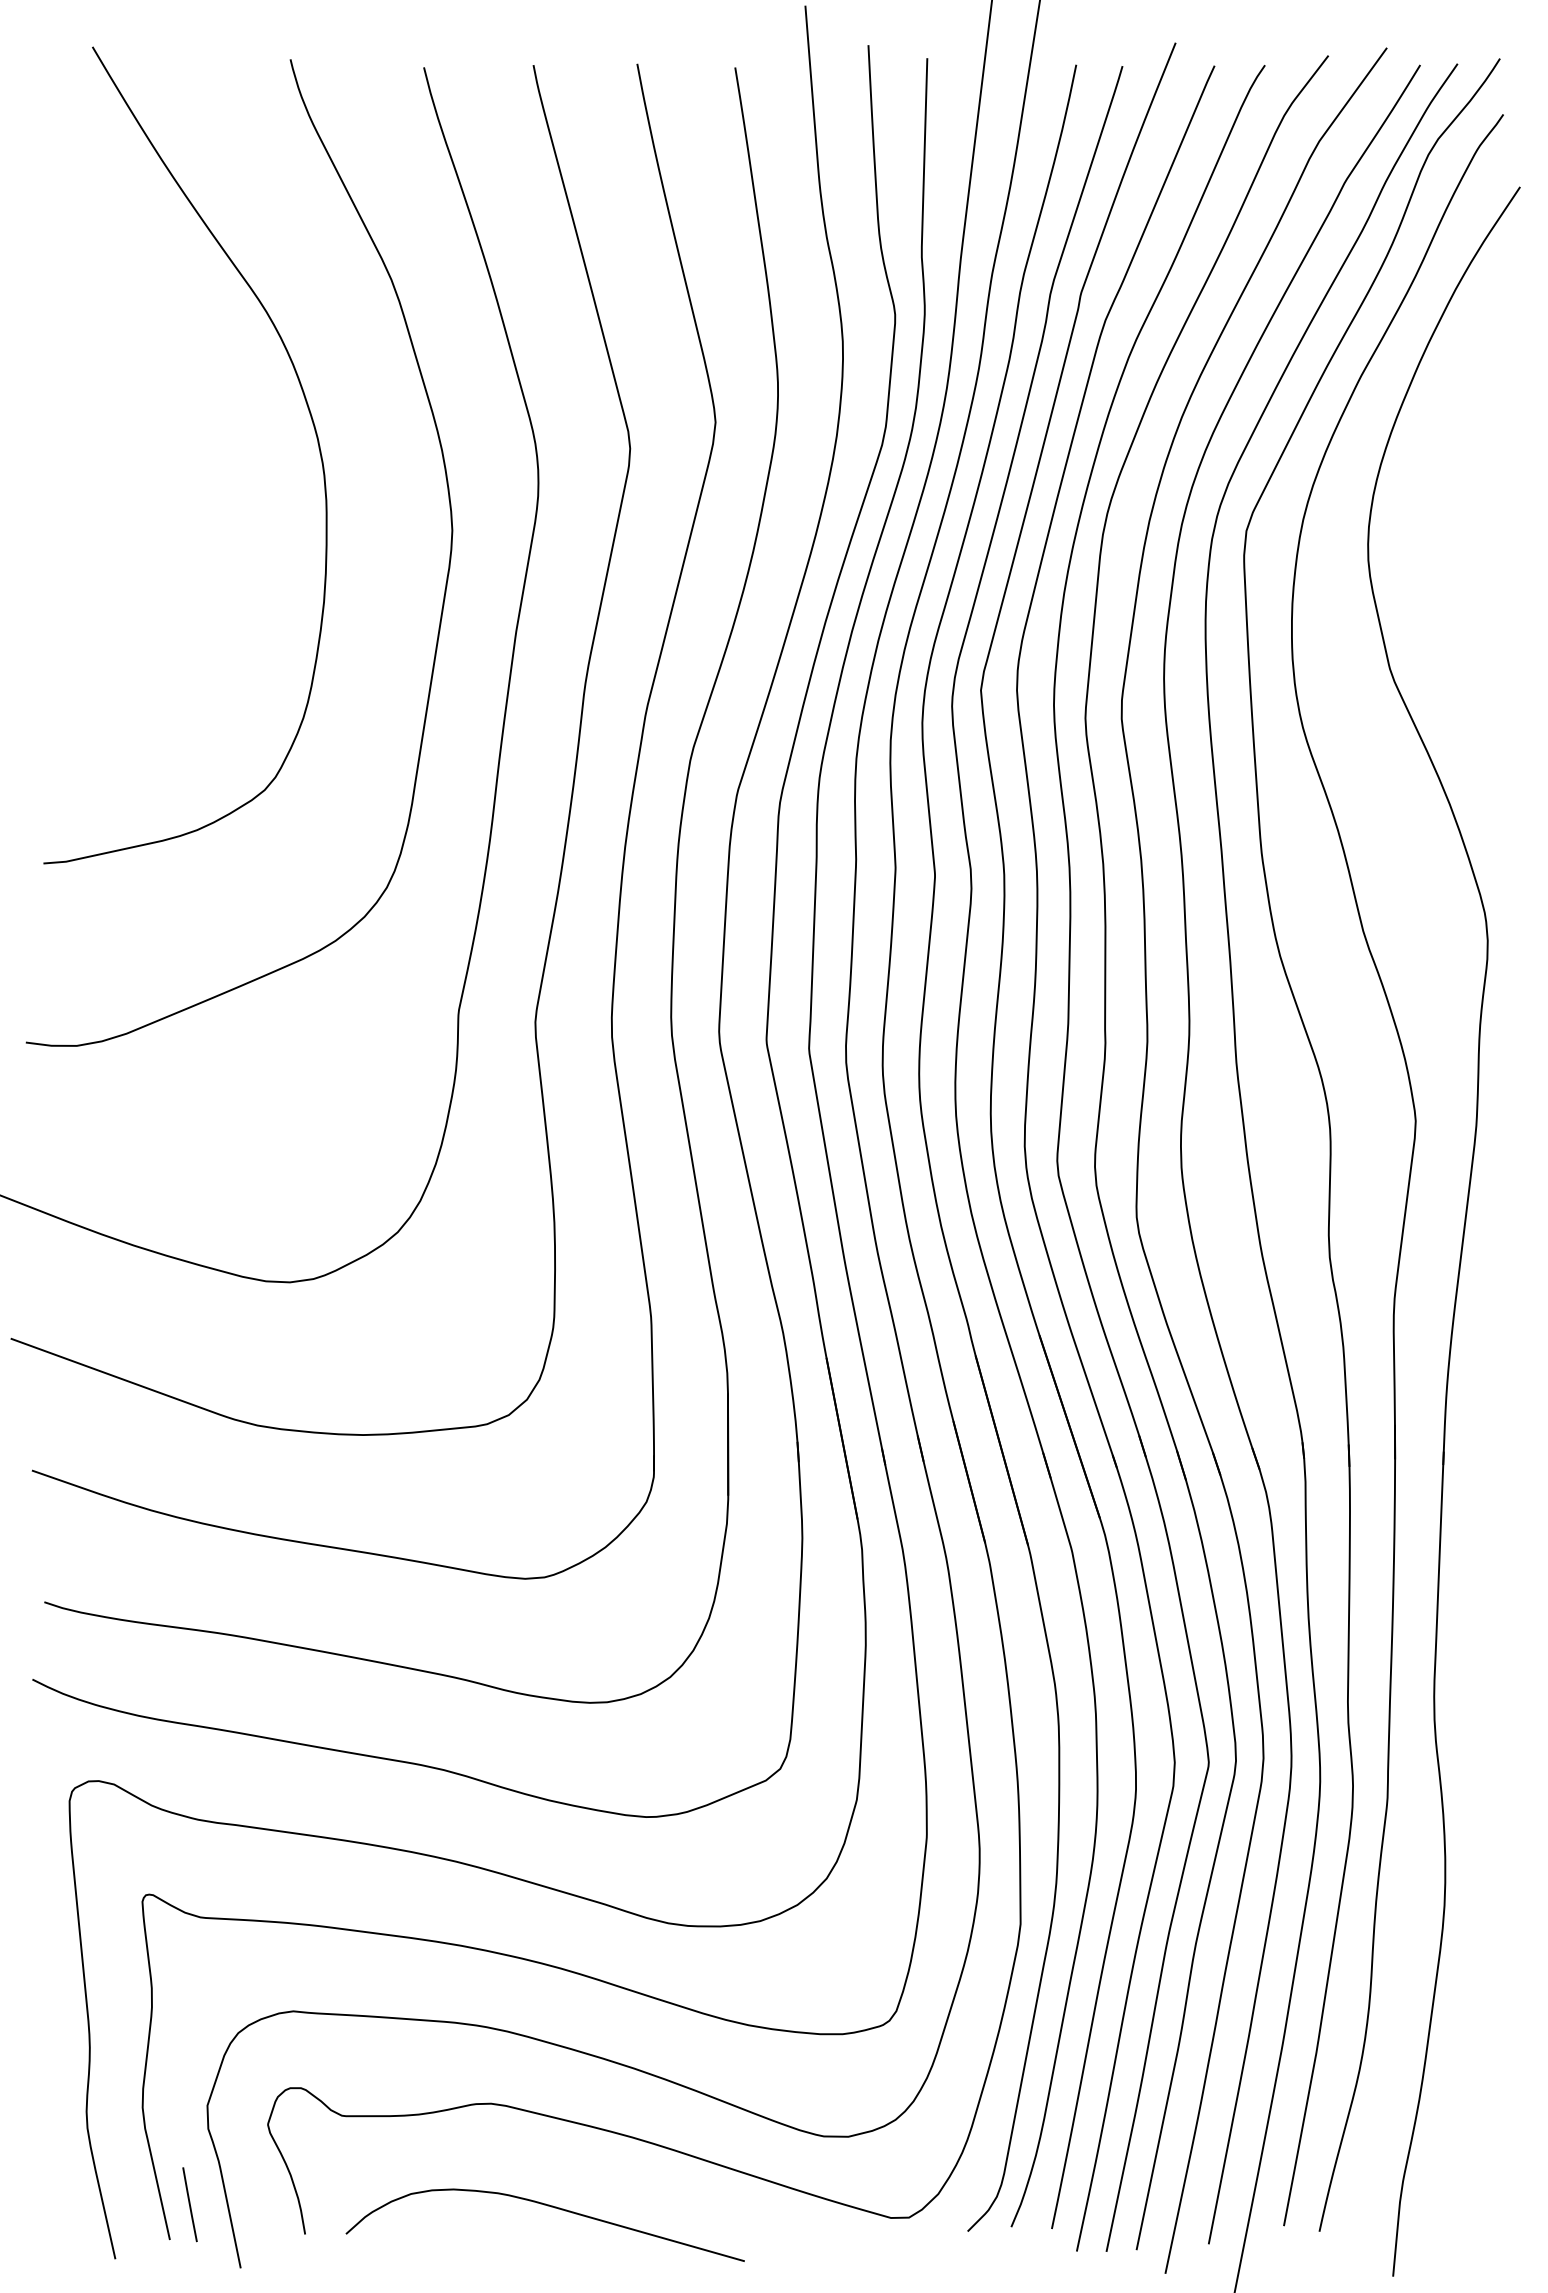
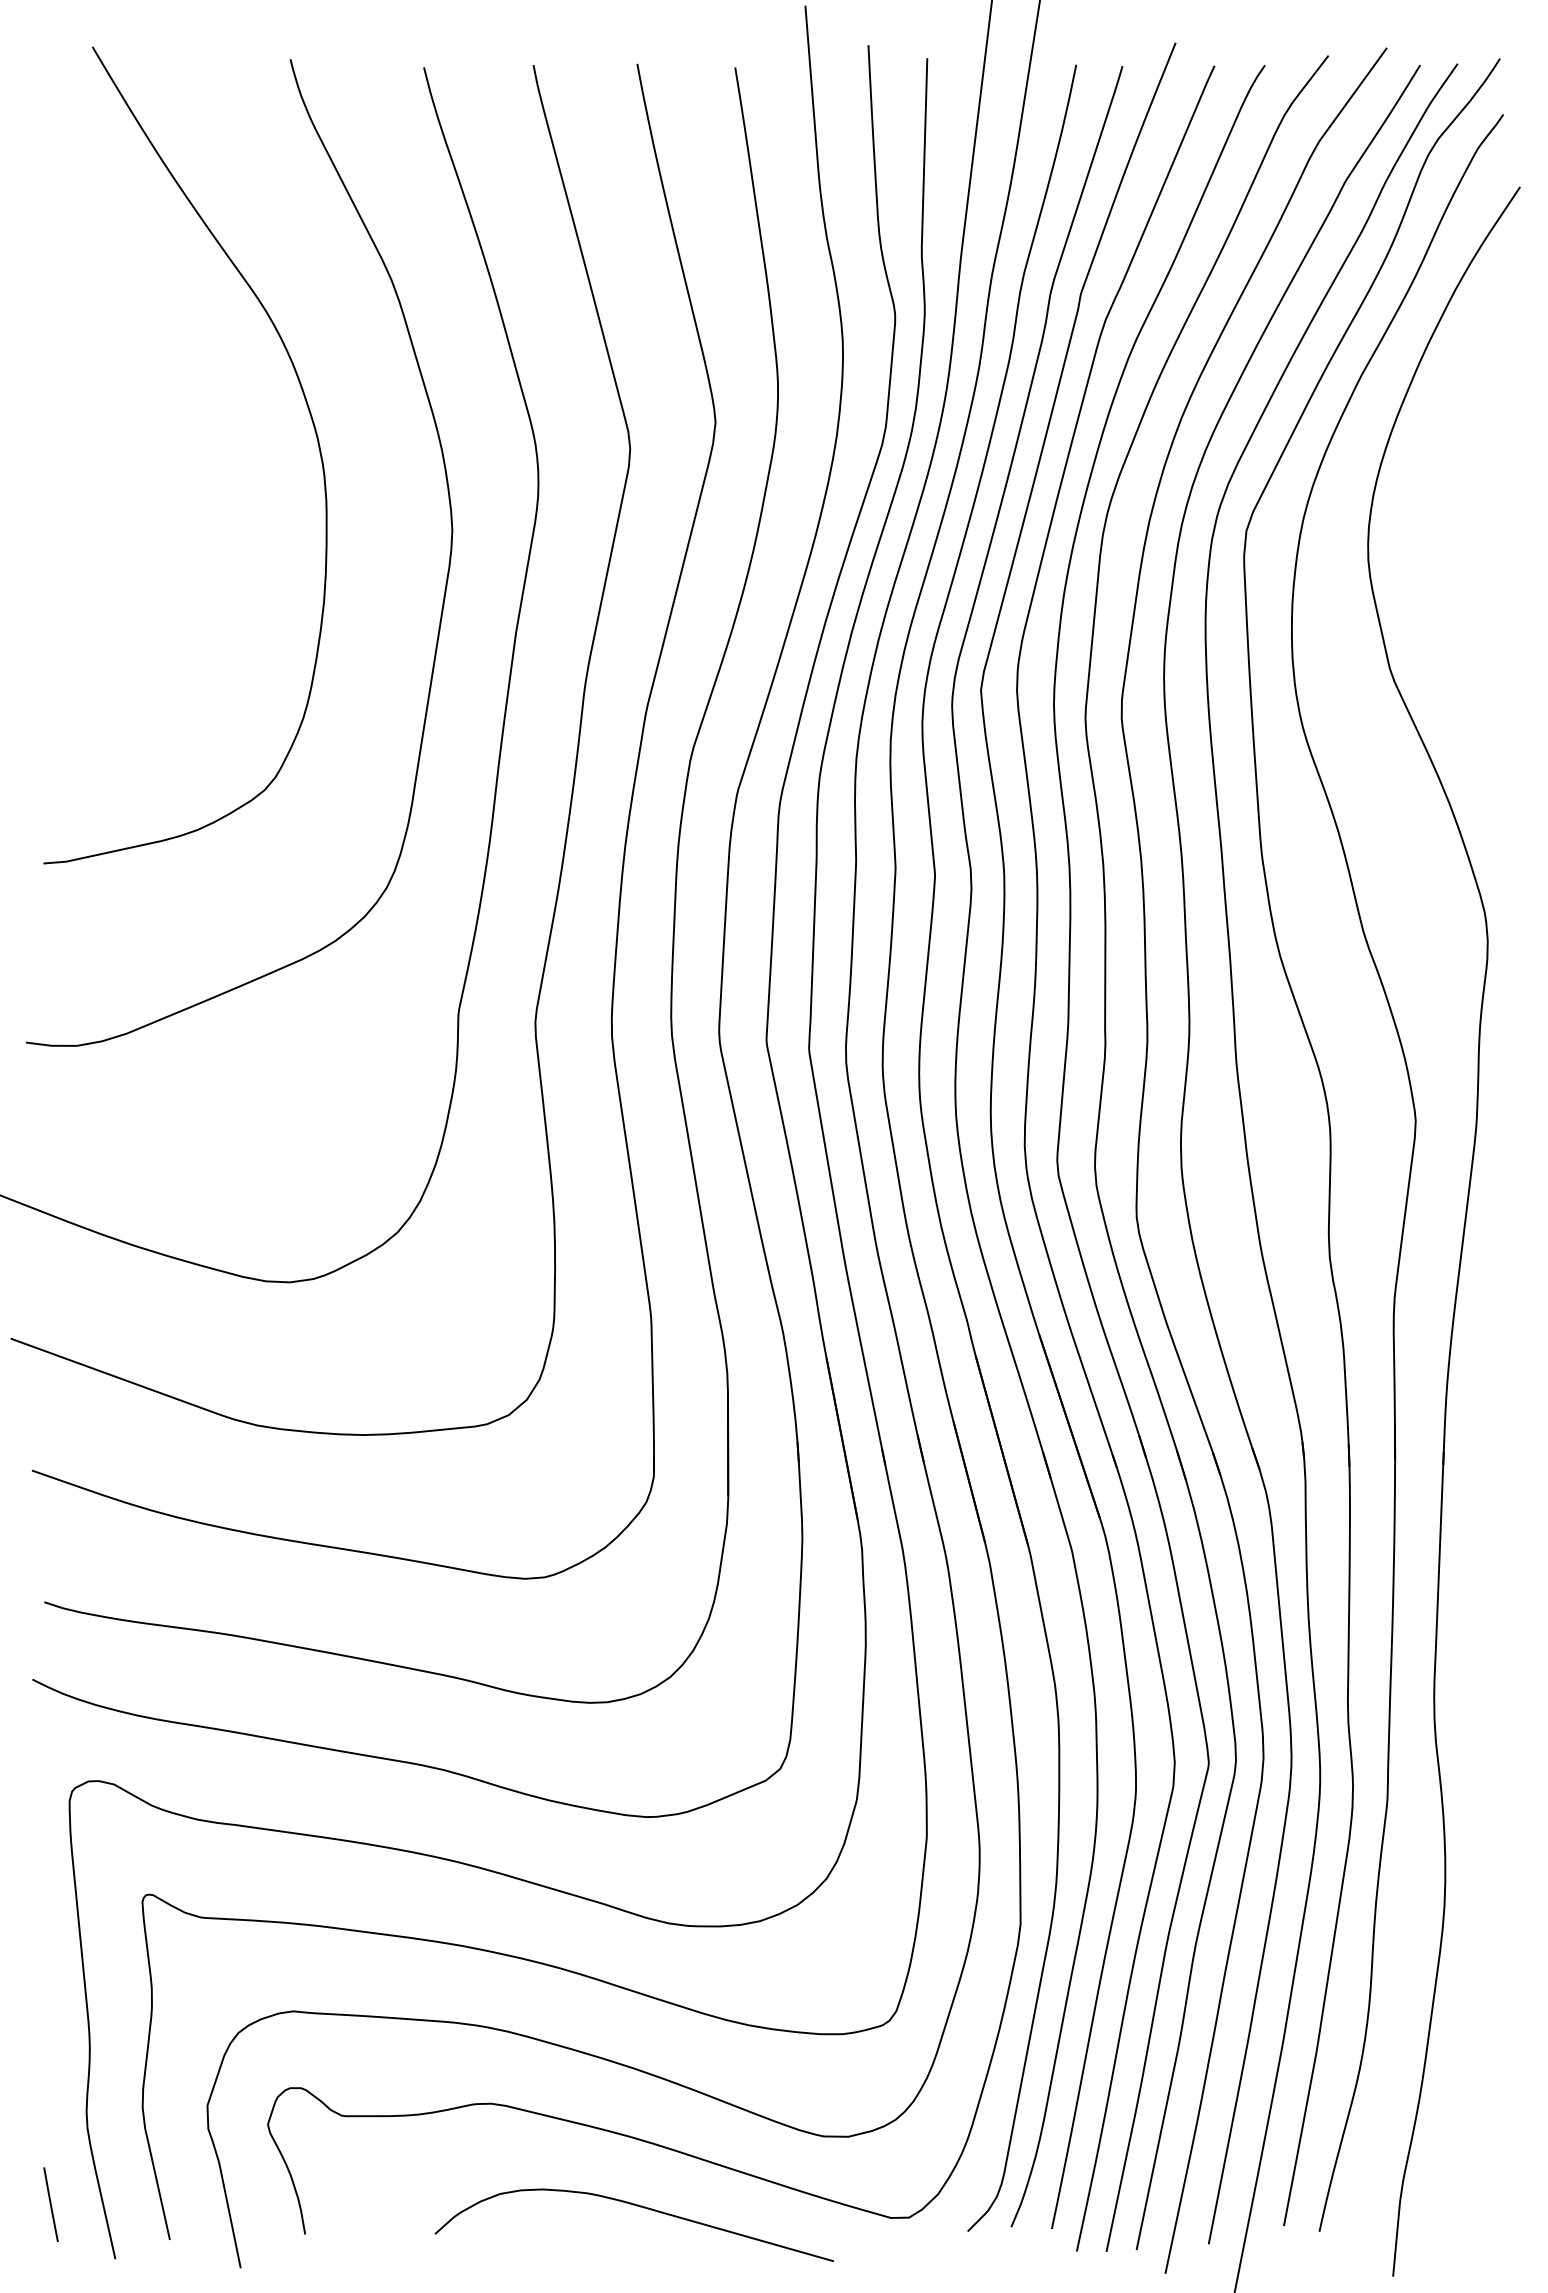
line position: (189, 2204) -> (50, 2204) (50, 2204)
curve position: (547, 2206) -> (636, 2206) (636, 2206)
